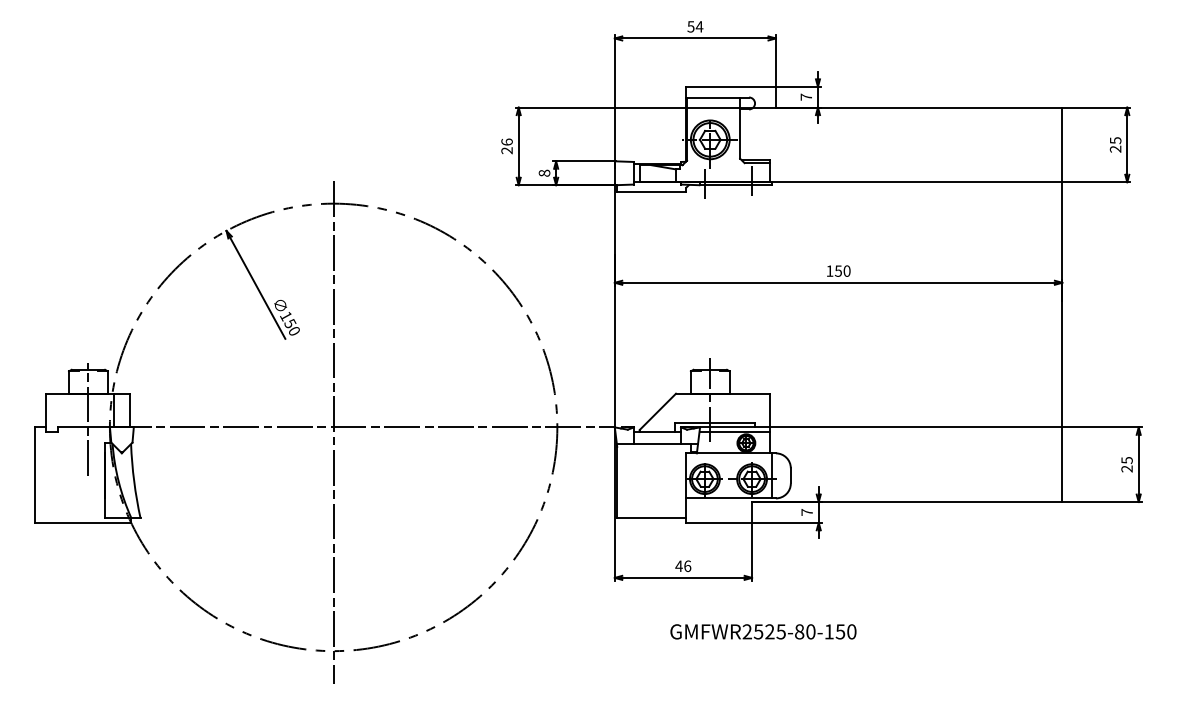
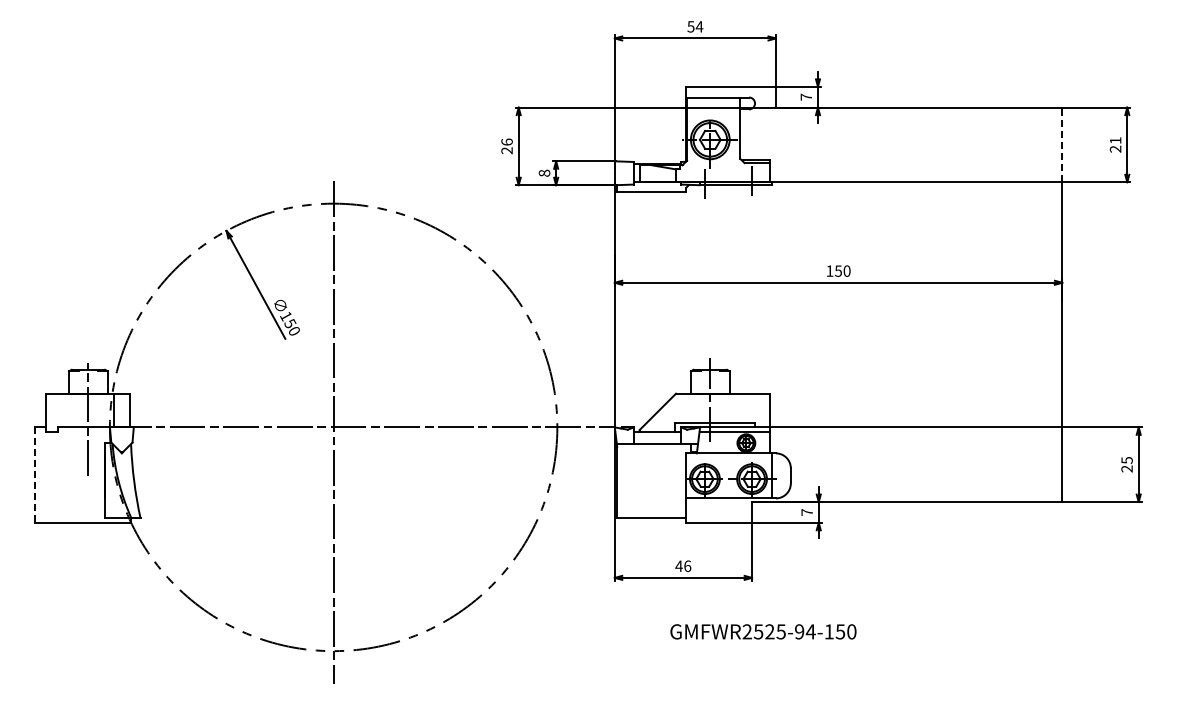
text: 25 -> 21 (1115, 140)
line: solid -> dashed (1062, 144)
line: solid -> dashed (35, 475)
text: GMFWR2525-80-150 -> GMFWR2525-94-150 (805, 631)
